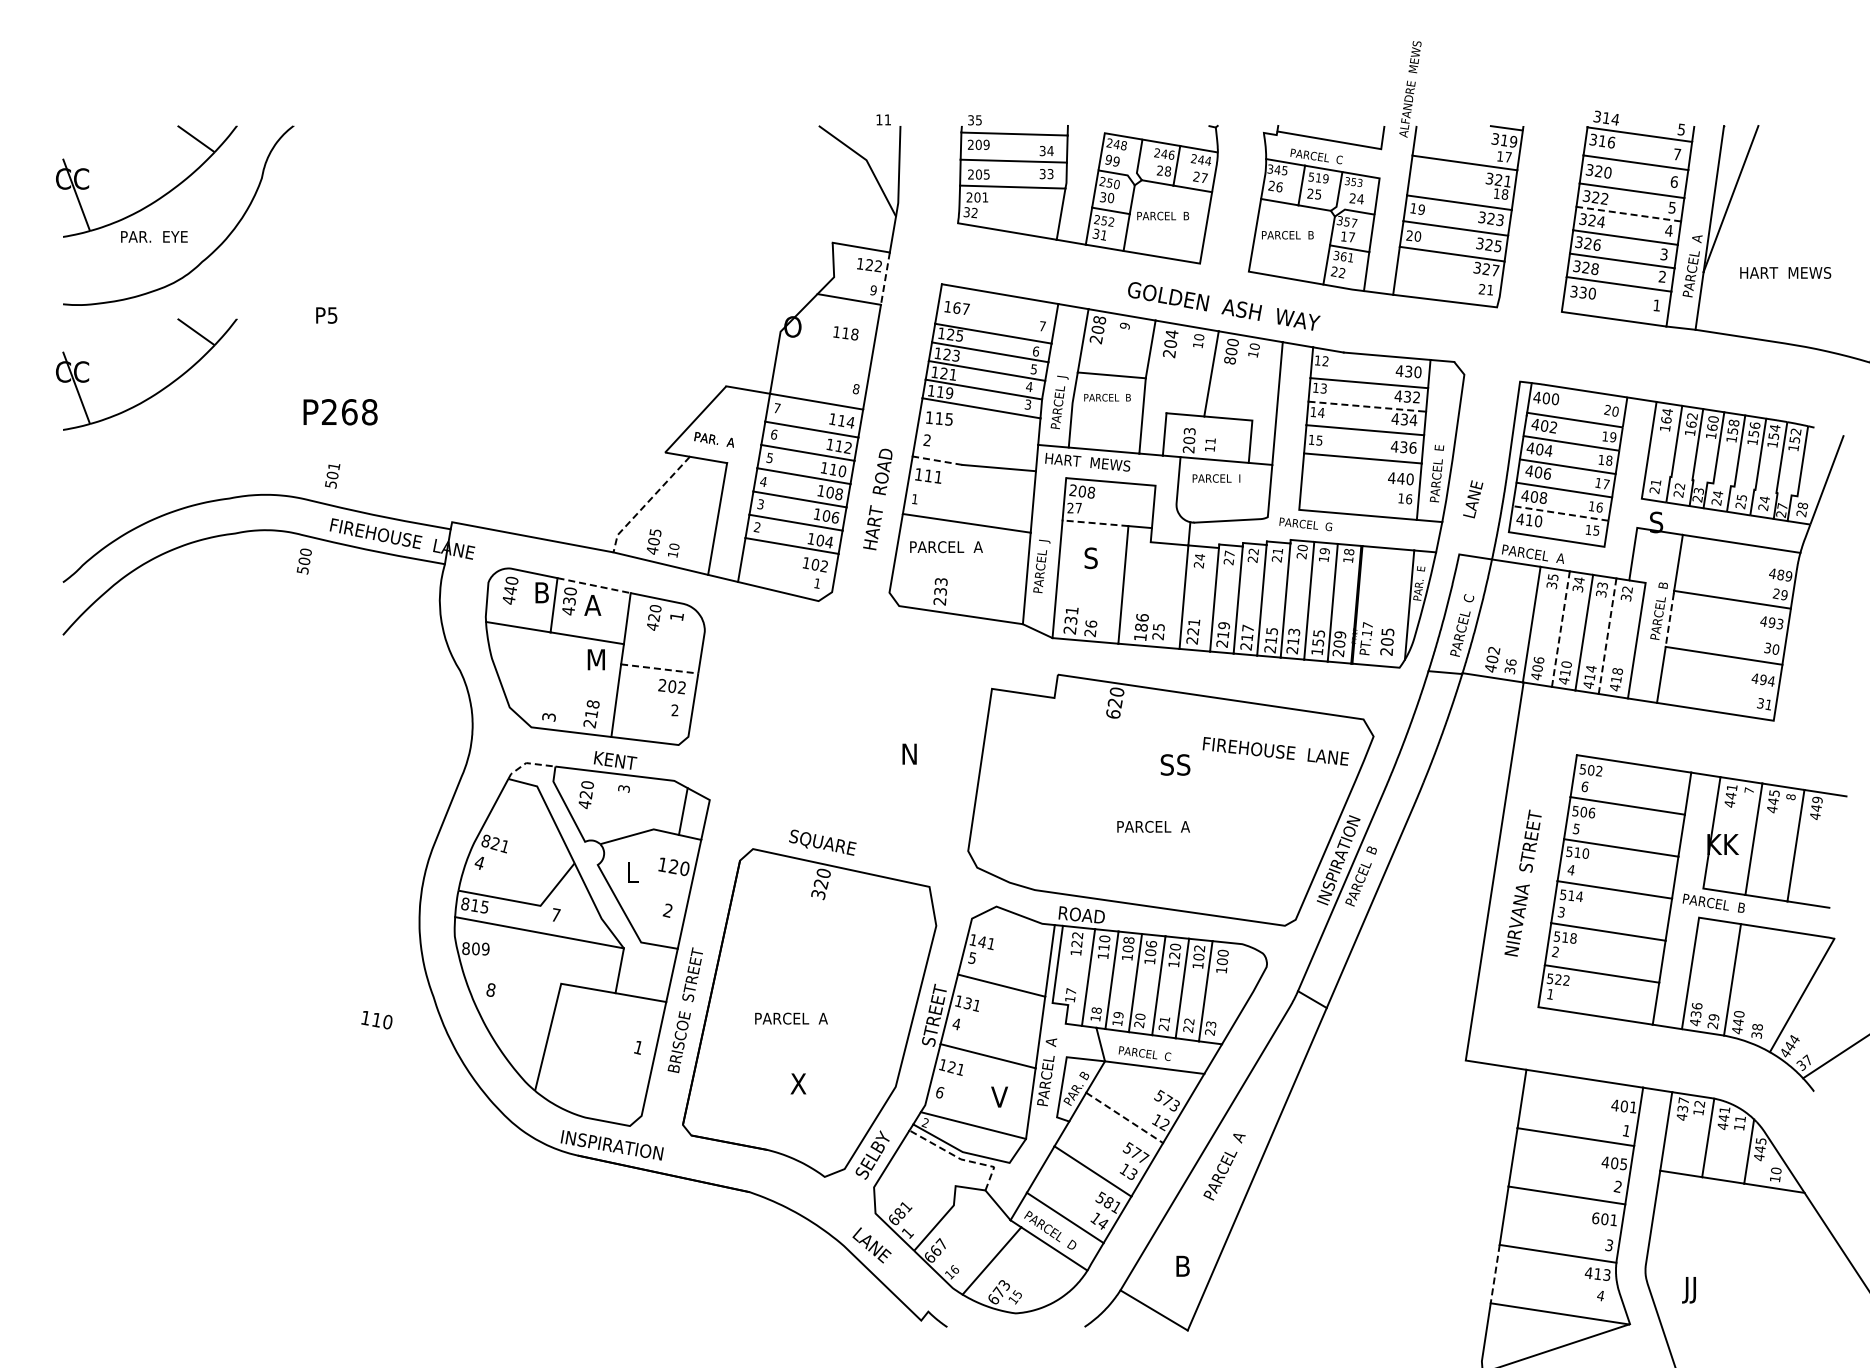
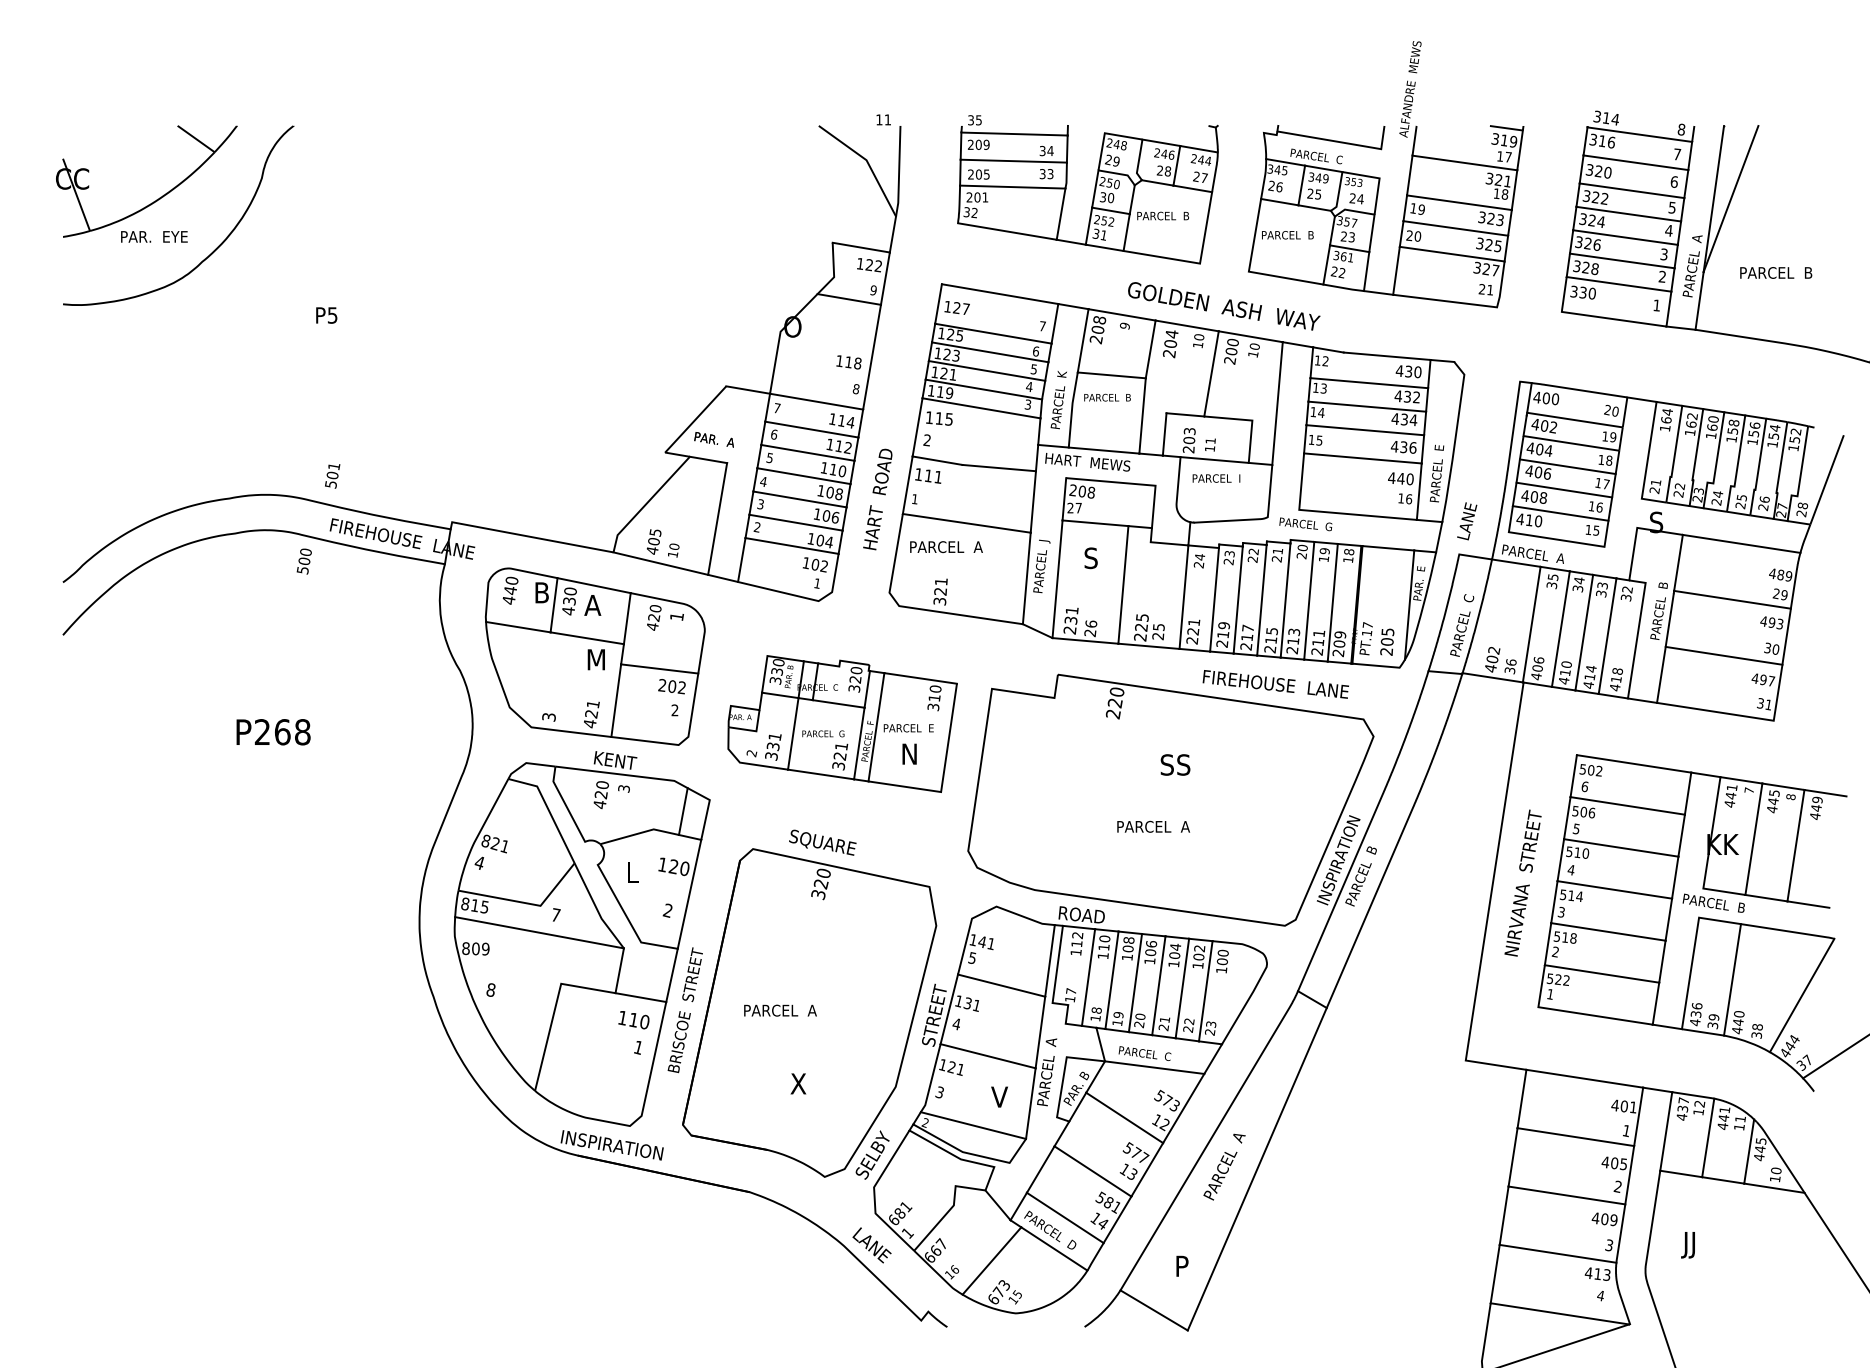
text: 5 -> 8 (1681, 129)
text: 99 -> 29 (1107, 159)
text: 519 -> 349 (1315, 177)
line: dashed -> solid (1628, 214)
text: 17 -> 23 (1347, 236)
text: HART  MEWS -> PARCEL  B (1786, 272)
line: dashed -> solid (885, 278)
text: 167 -> 127 (956, 308)
text position: (845, 333) -> (848, 362) (848, 362)
text: 800 -> 200 (1230, 360)
text: PARCEL  J -> PARCEL  K (1062, 375)
part: present -> none (156, 392)
line: dashed -> solid (1367, 406)
text position: (340, 412) -> (273, 732) (273, 732)
line: dashed -> solid (937, 460)
text position: (1473, 499) -> (1467, 521) (1467, 521)
text: 24 -> 26 (1764, 499)
line: dashed -> solid (647, 502)
line: dashed -> solid (1560, 513)
line: dashed -> solid (1095, 523)
text: 27 -> 23 (1229, 553)
line: dashed -> solid (594, 585)
text: 233 -> 321 (940, 591)
line: dashed -> solid (1669, 620)
text: 186 -> 225 (1141, 627)
line: dashed -> solid (1560, 629)
line: dashed -> solid (1607, 636)
text: 155 -> 211 (1318, 642)
line: dashed -> solid (659, 668)
text: 494 -> 497 (1771, 680)
text: 218 -> 421 (591, 714)
text: 620 -> 220 (1112, 714)
part: none -> present (842, 723)
text position: (1275, 751) -> (1275, 684) (1275, 684)
line: dashed -> solid (528, 763)
text position: (585, 794) -> (600, 794) (600, 794)
text: 122 -> 112 (1076, 943)
text: 120 -> 104 (1175, 951)
text position: (791, 1018) -> (780, 1010) (780, 1010)
text position: (376, 1020) -> (633, 1020) (633, 1020)
text: 29 -> 39 (1713, 1025)
text: 6 -> 3 (939, 1092)
line: dashed -> solid (1124, 1117)
line: dashed -> solid (960, 1159)
text: 601 -> 409 (1604, 1219)
text: B -> P (1184, 1266)
line: dashed -> solid (1495, 1274)
text position: (1688, 1290) -> (1687, 1245) (1687, 1245)
